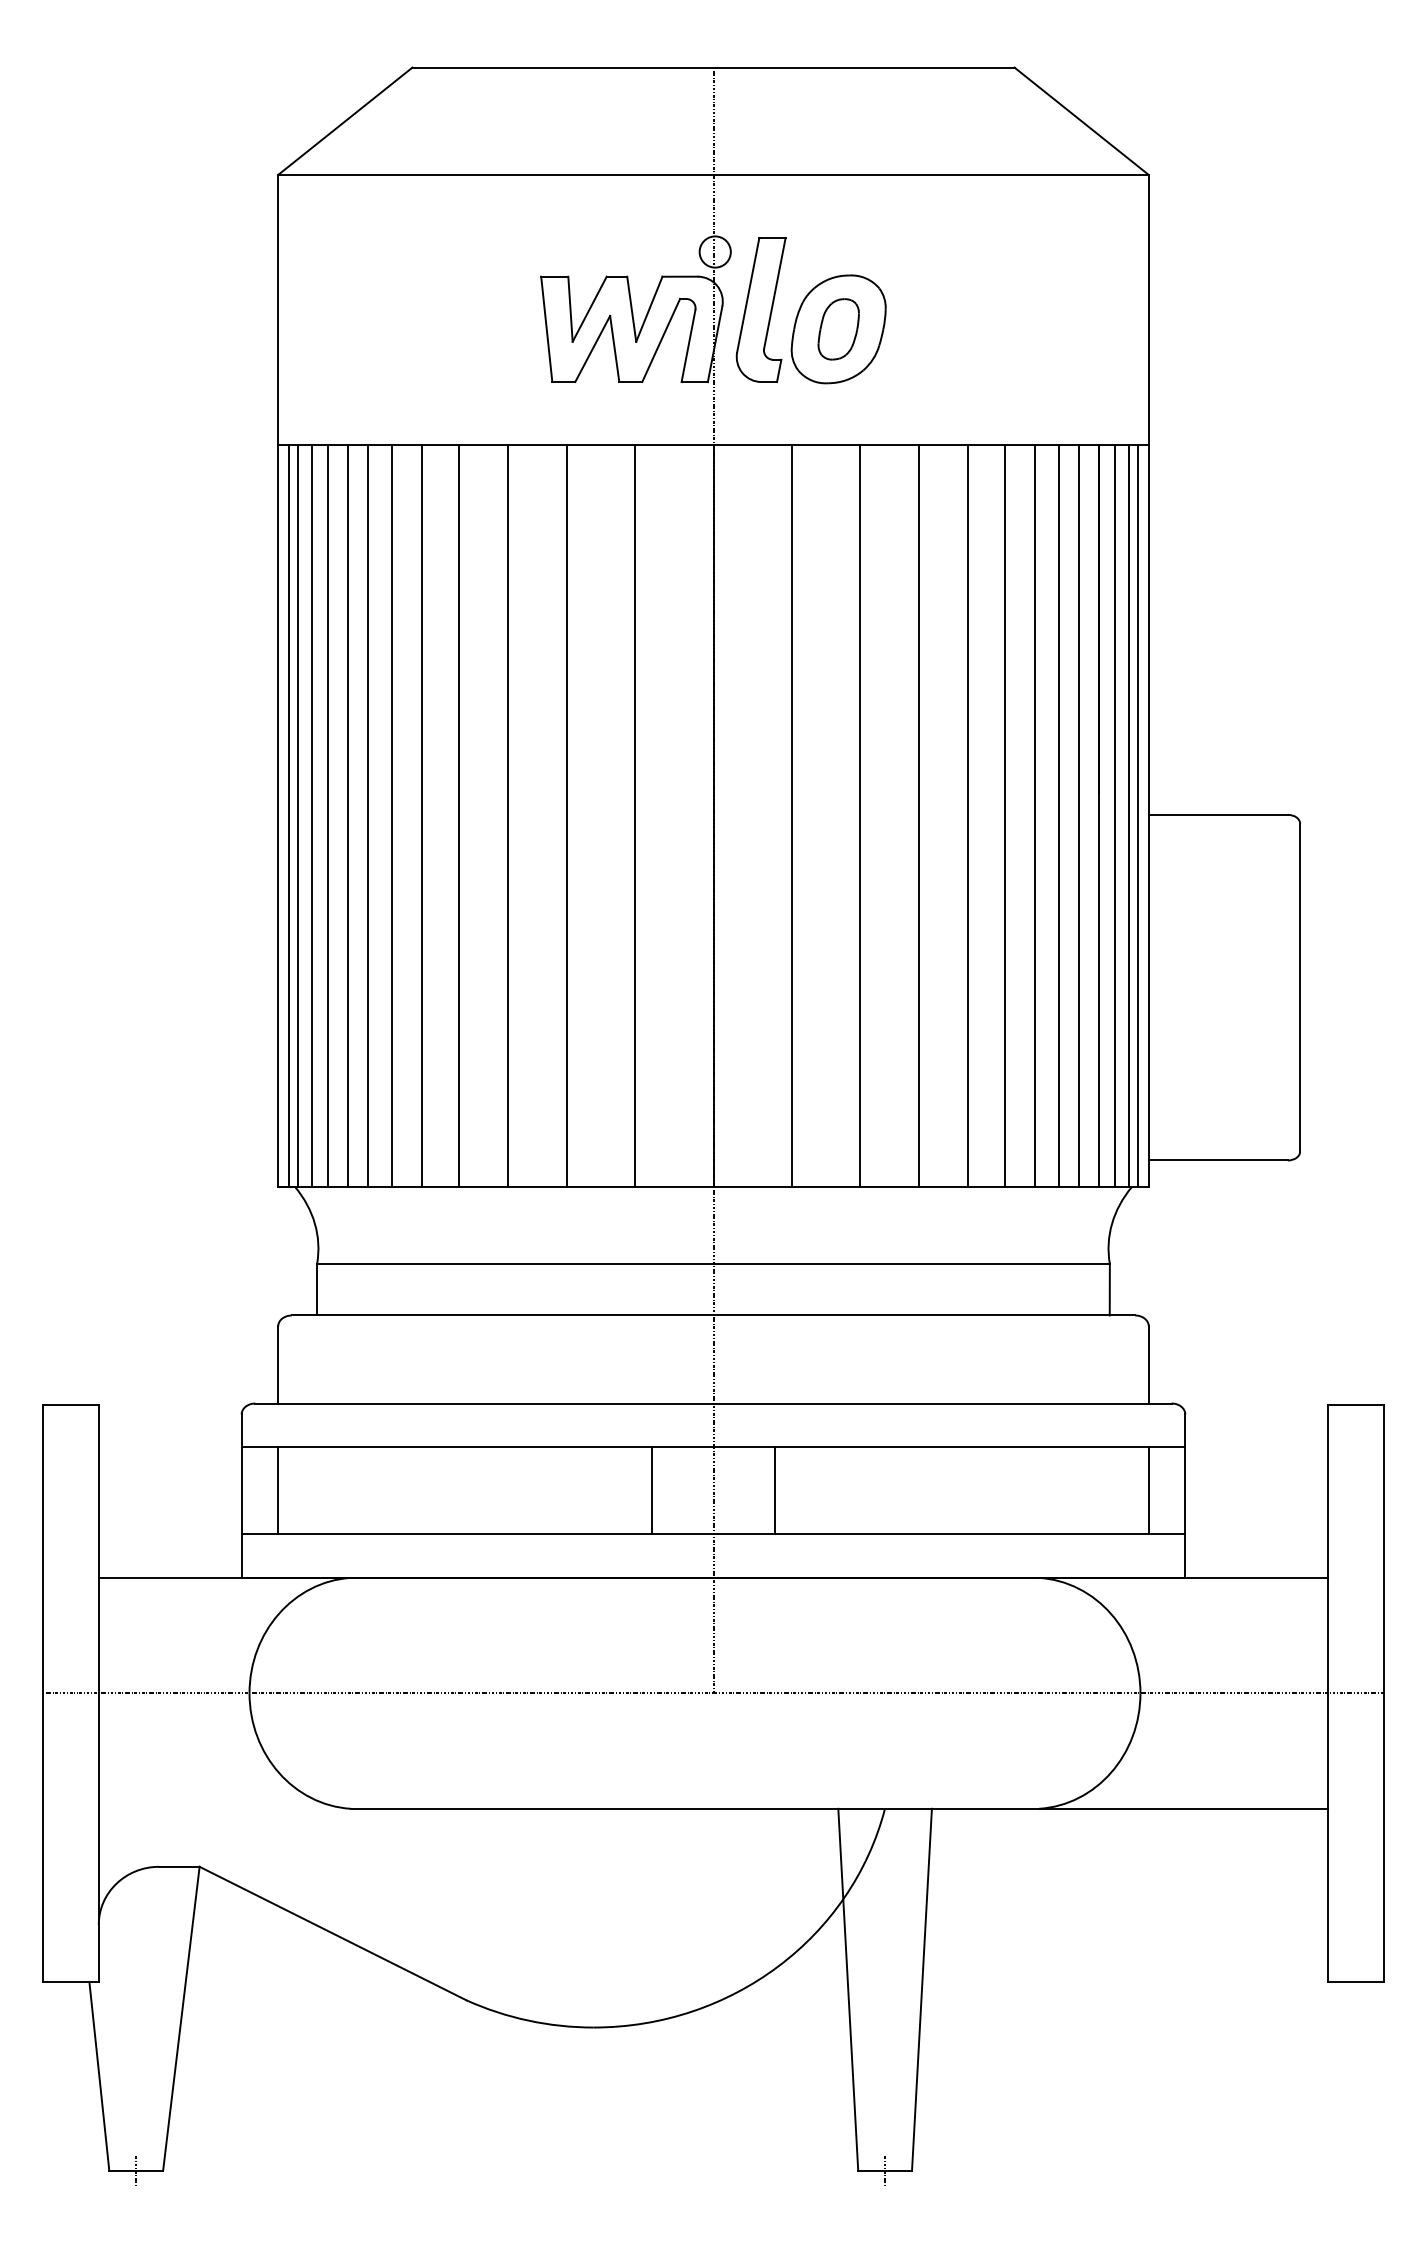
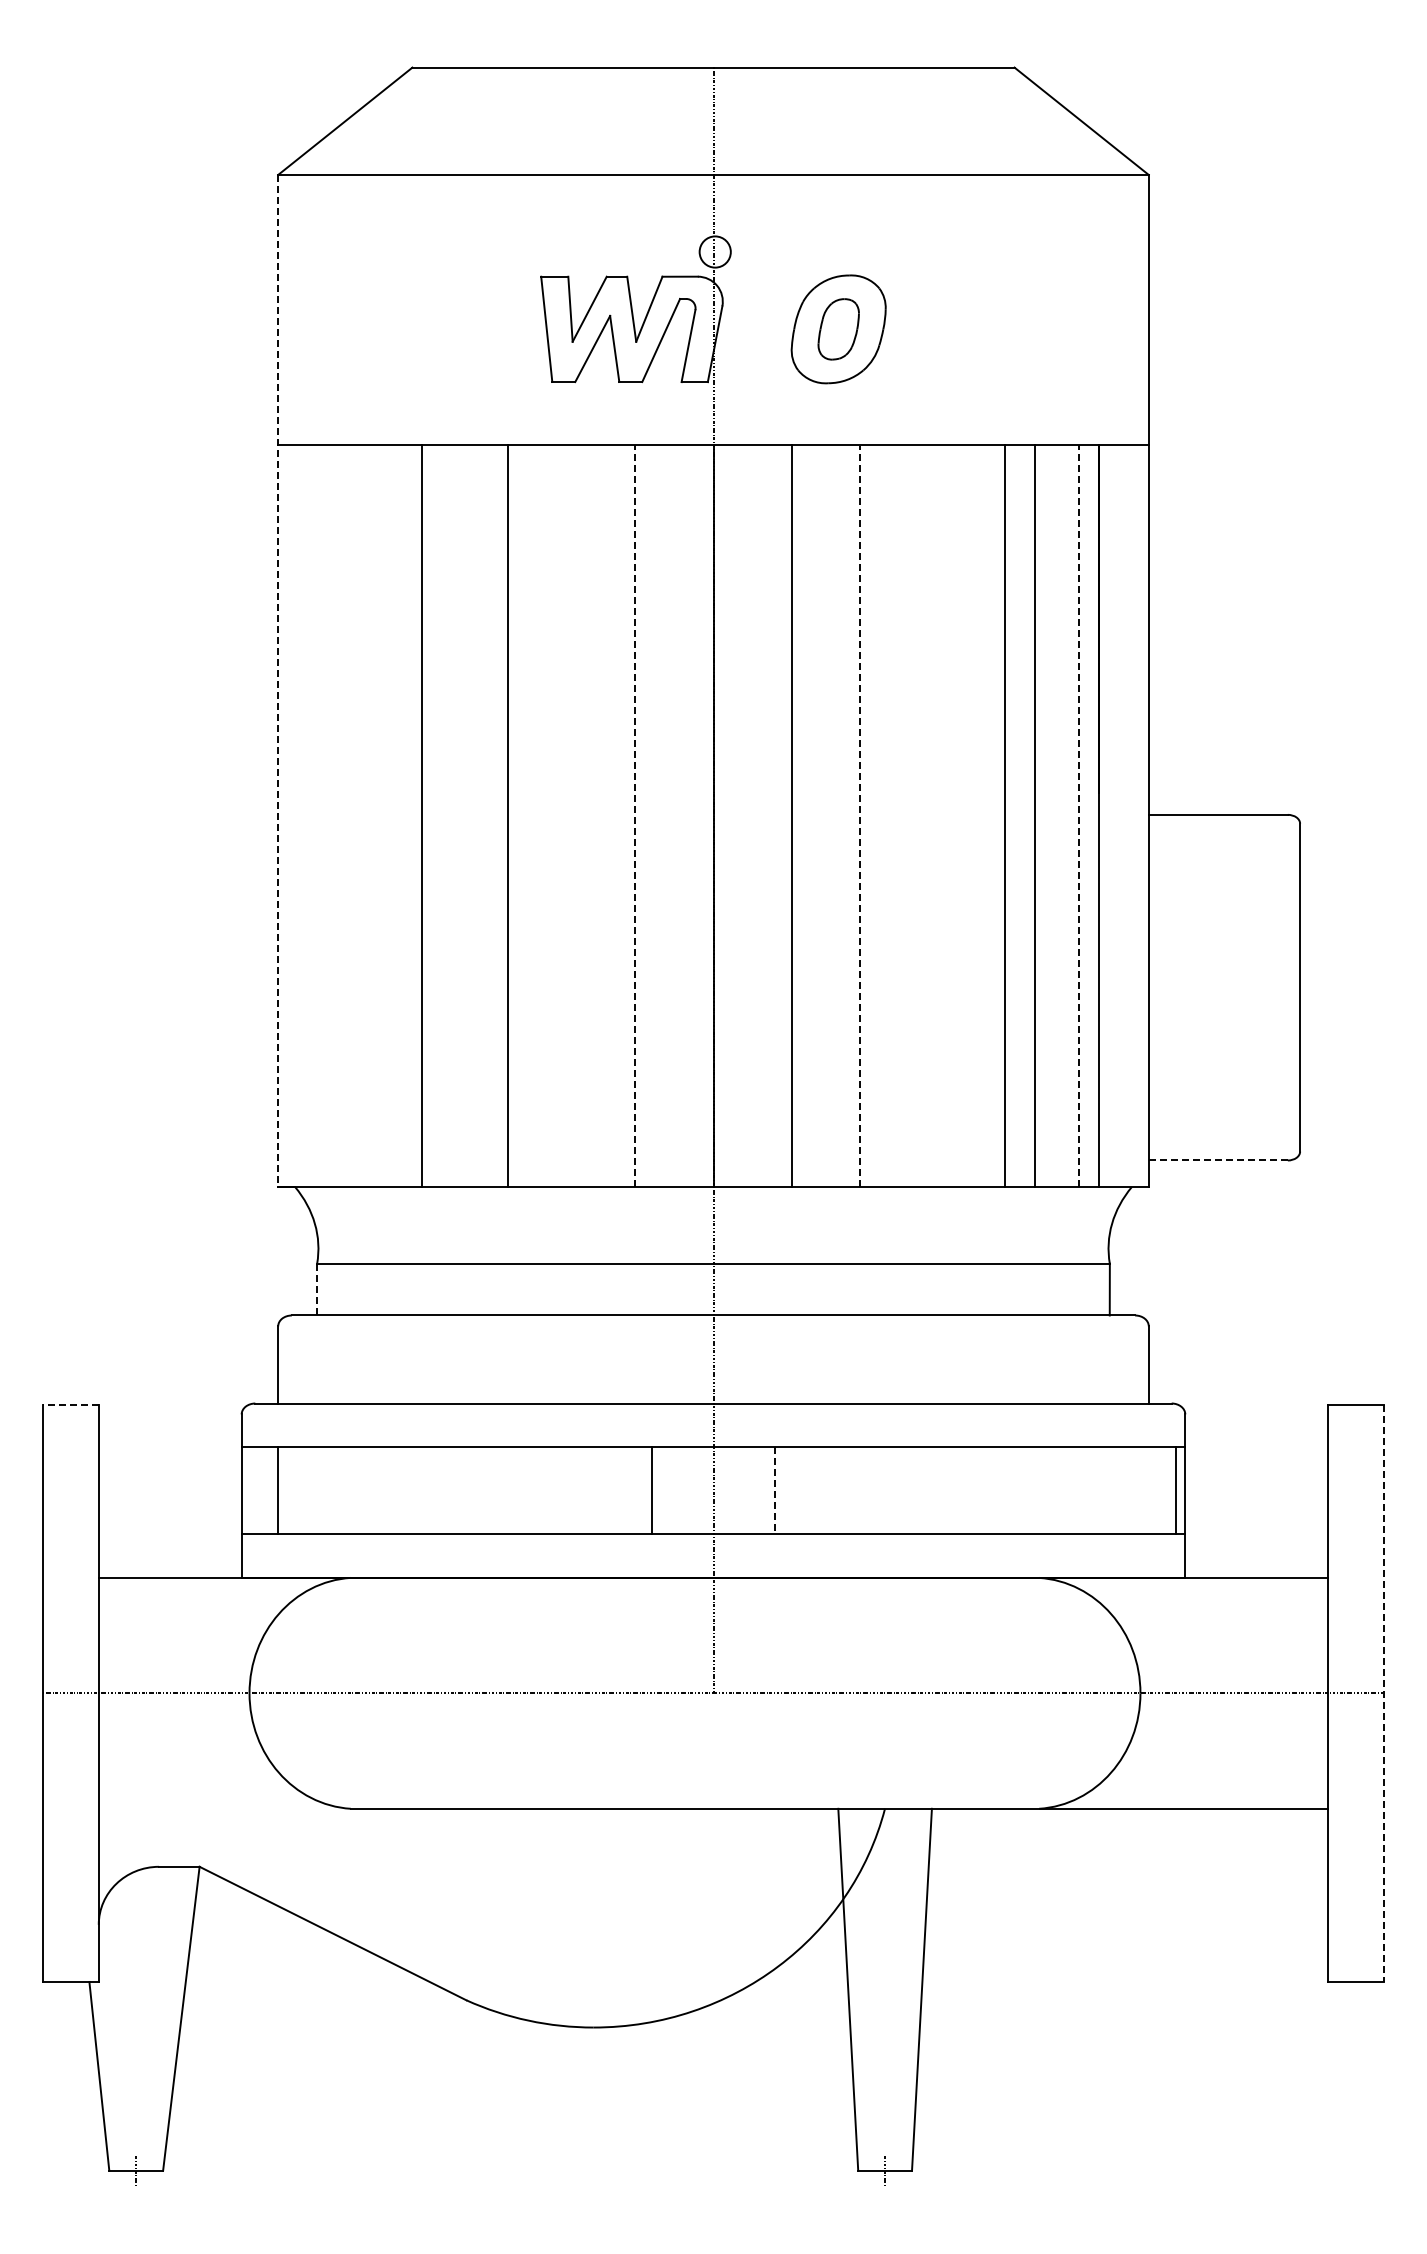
part: present -> none (760, 309)
line: solid -> dashed (278, 681)
line: present -> none (289, 816)
line: present -> none (298, 816)
line: present -> none (312, 816)
line: present -> none (327, 816)
line: present -> none (348, 816)
line: present -> none (367, 816)
line: present -> none (391, 816)
line: present -> none (459, 816)
line: present -> none (567, 816)
line: solid -> dashed (634, 816)
line: solid -> dashed (859, 816)
line: present -> none (919, 816)
line: present -> none (967, 816)
line: present -> none (1059, 816)
line: solid -> dashed (1078, 816)
line: present -> none (1114, 816)
line: present -> none (1128, 816)
line: present -> none (1137, 816)
line: solid -> dashed (1218, 1160)
line: solid -> dashed (317, 1289)
line: solid -> dashed (70, 1404)
line: solid -> dashed (774, 1490)
line position: (1148, 1490) -> (1175, 1490) (1175, 1490)
line: solid -> dashed (1384, 1693)
